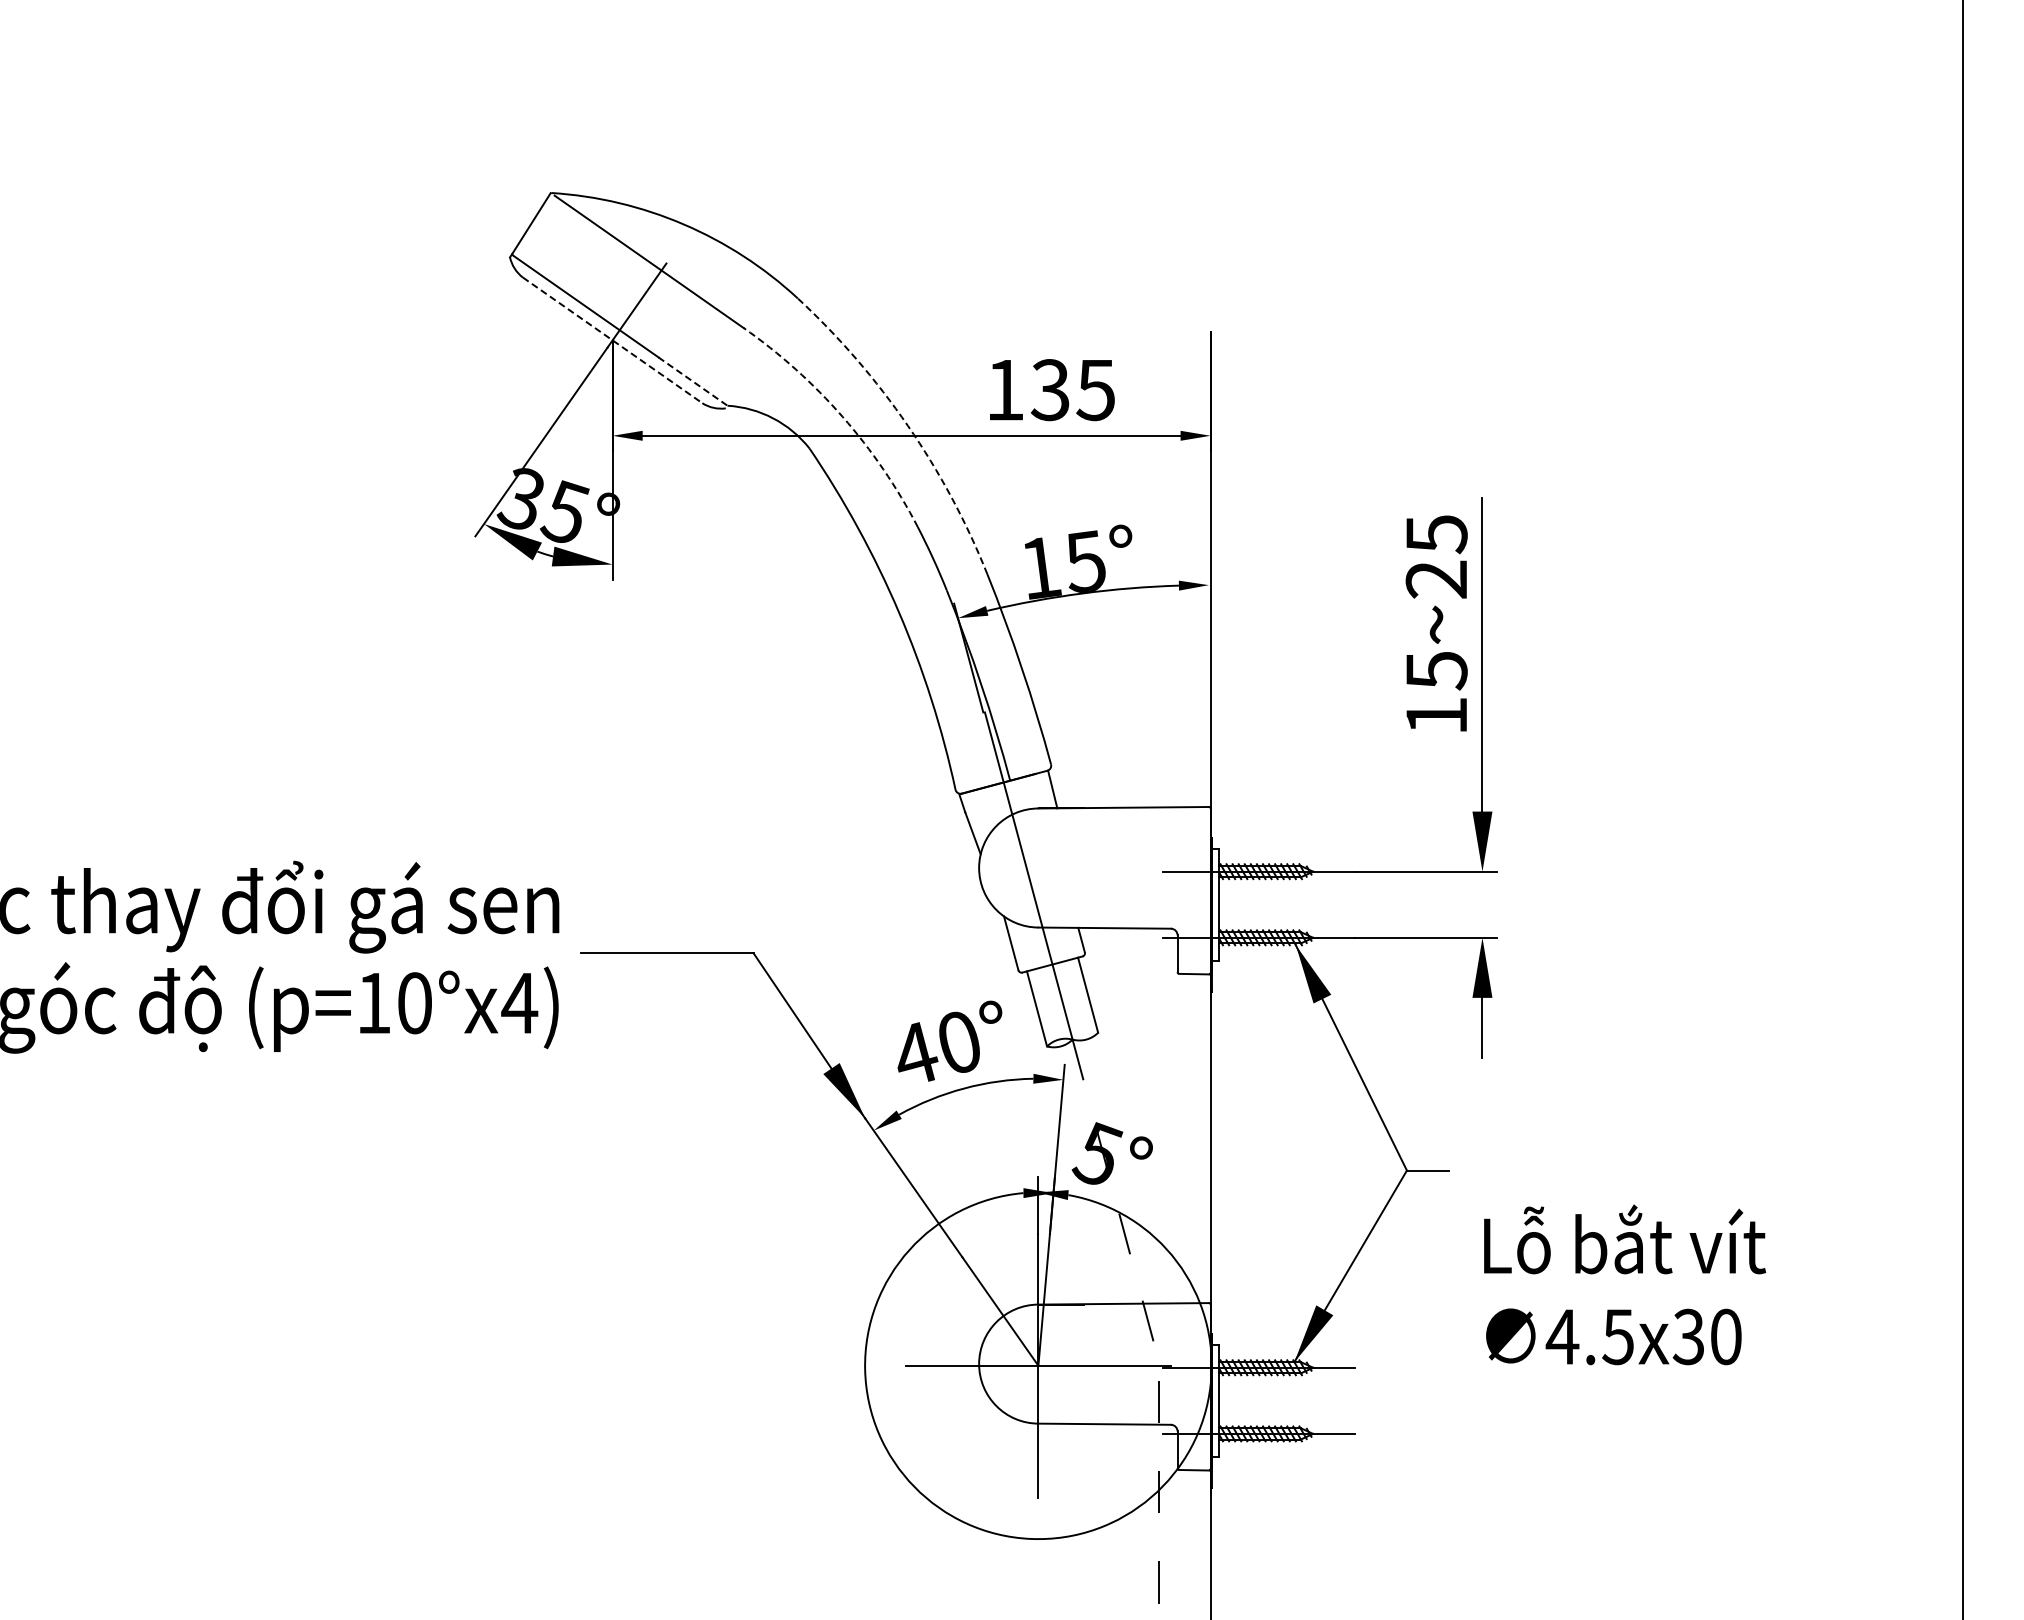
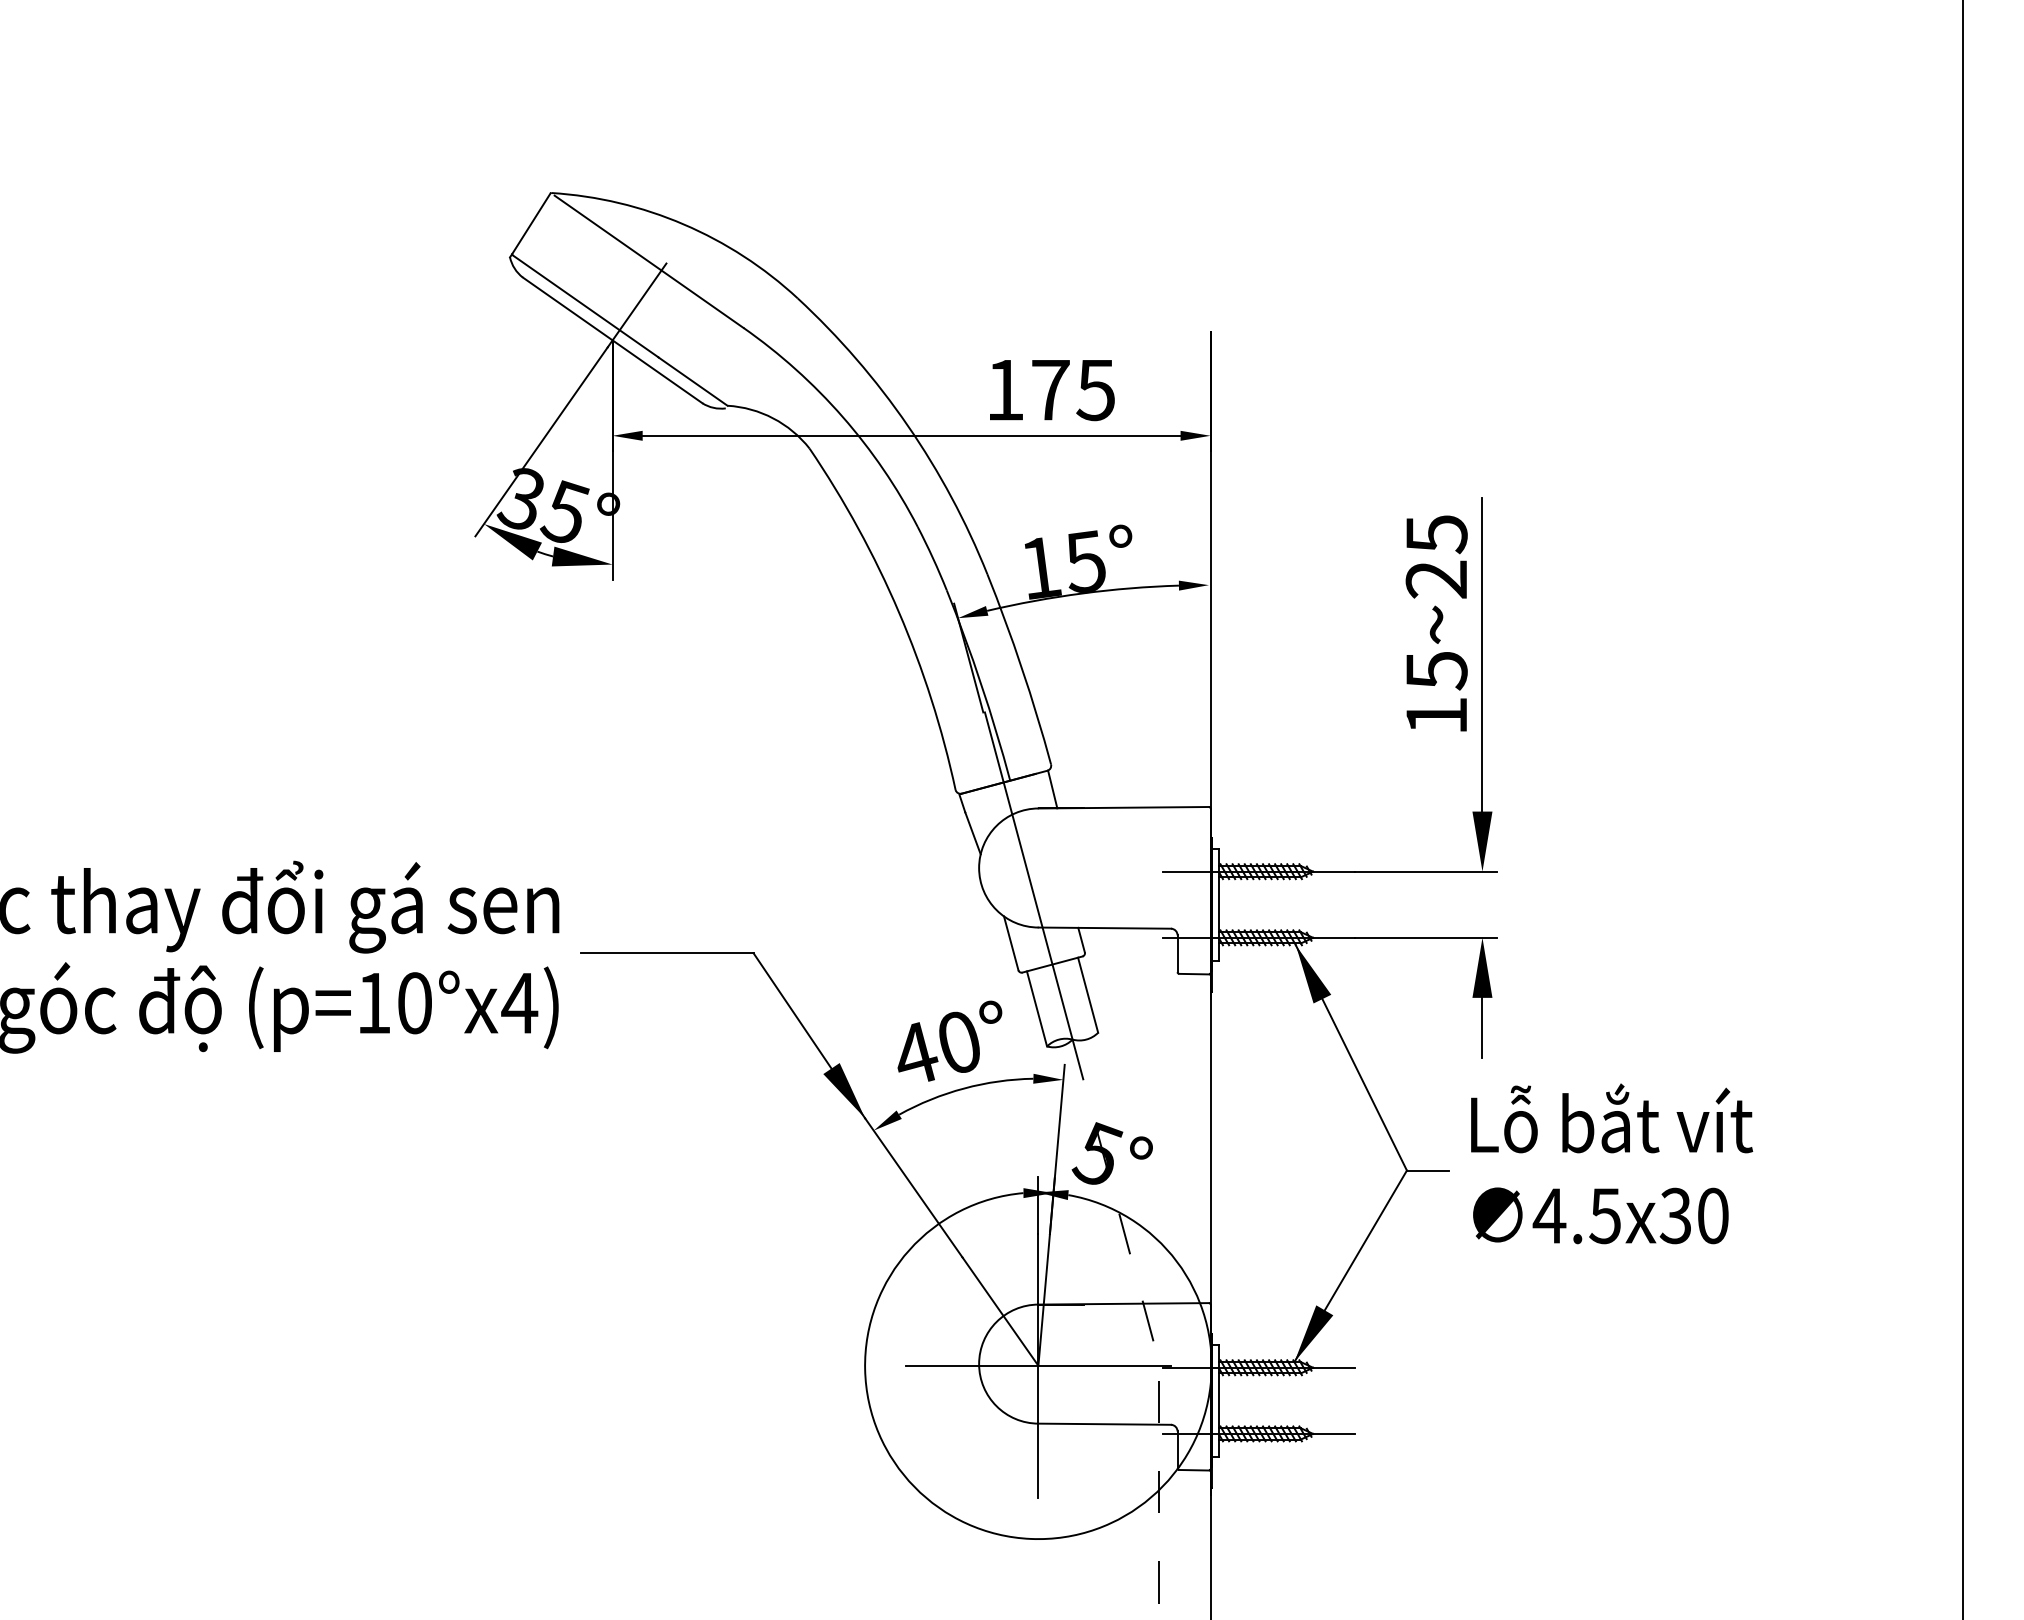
line: dashed -> solid (612, 340)
line: dashed -> solid (693, 381)
text: 135 -> 175 (1049, 390)
arc: dashed -> solid (842, 416)
arc: dashed -> solid (907, 425)
text position: (1625, 1284) -> (1612, 1163) (1612, 1163)
